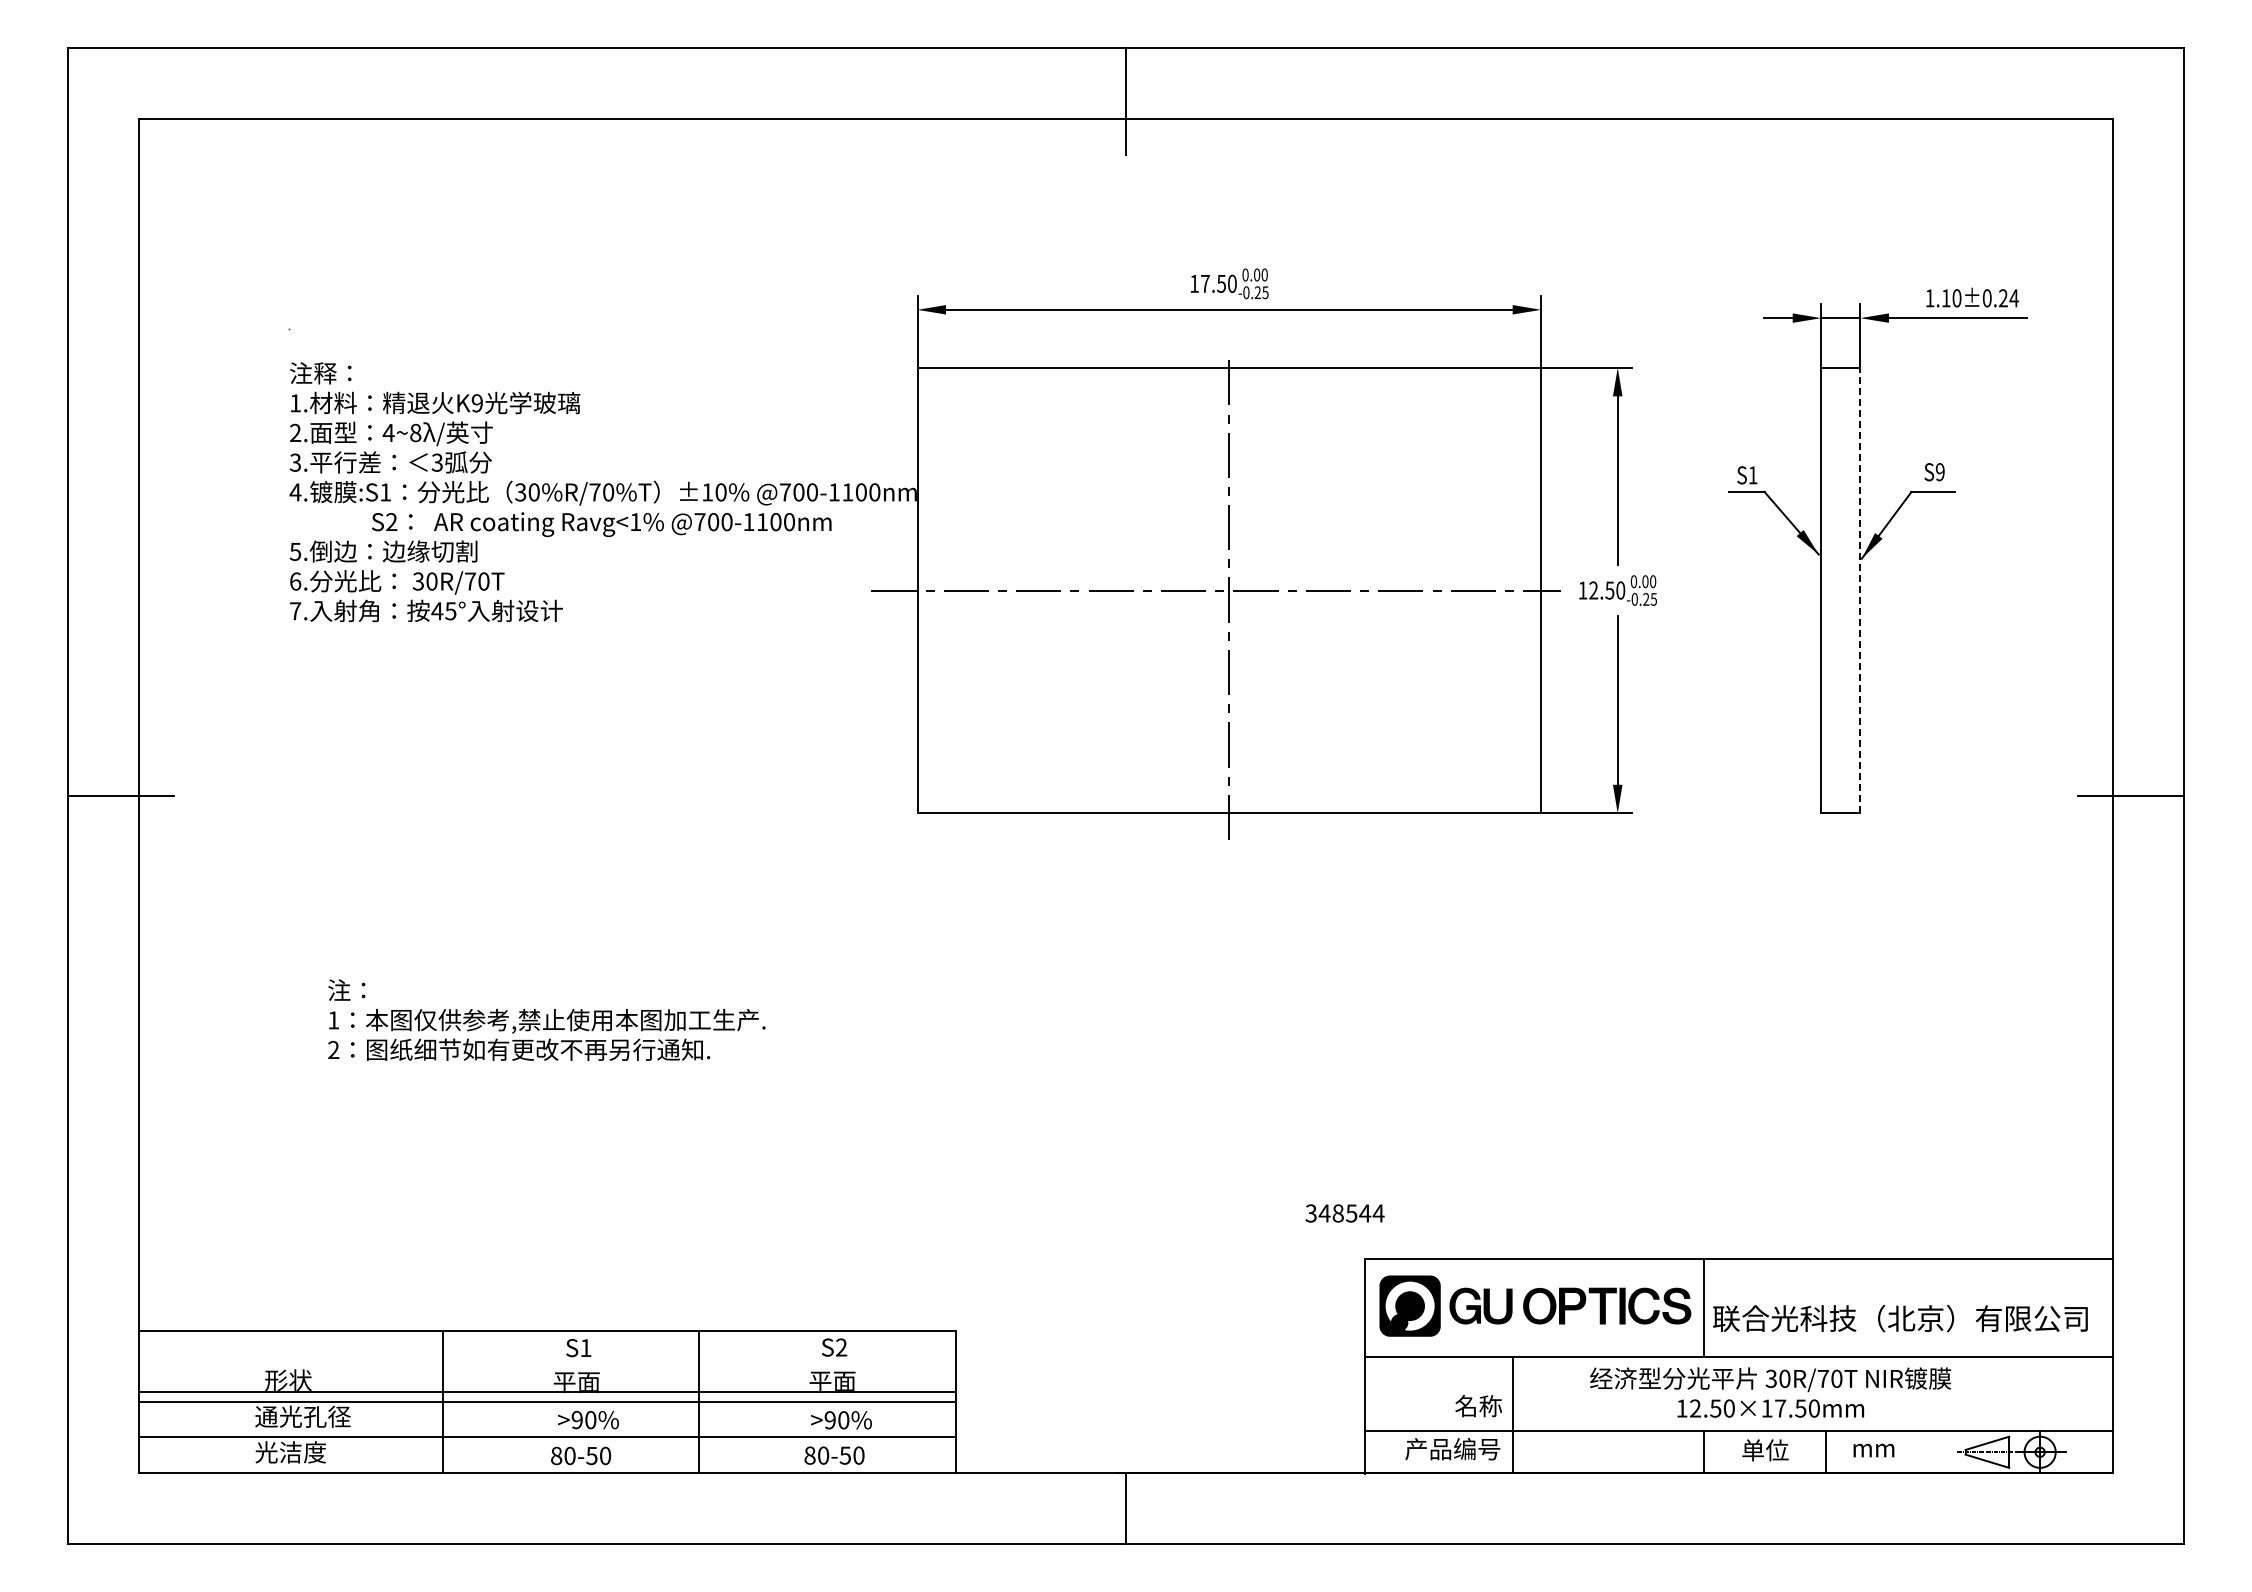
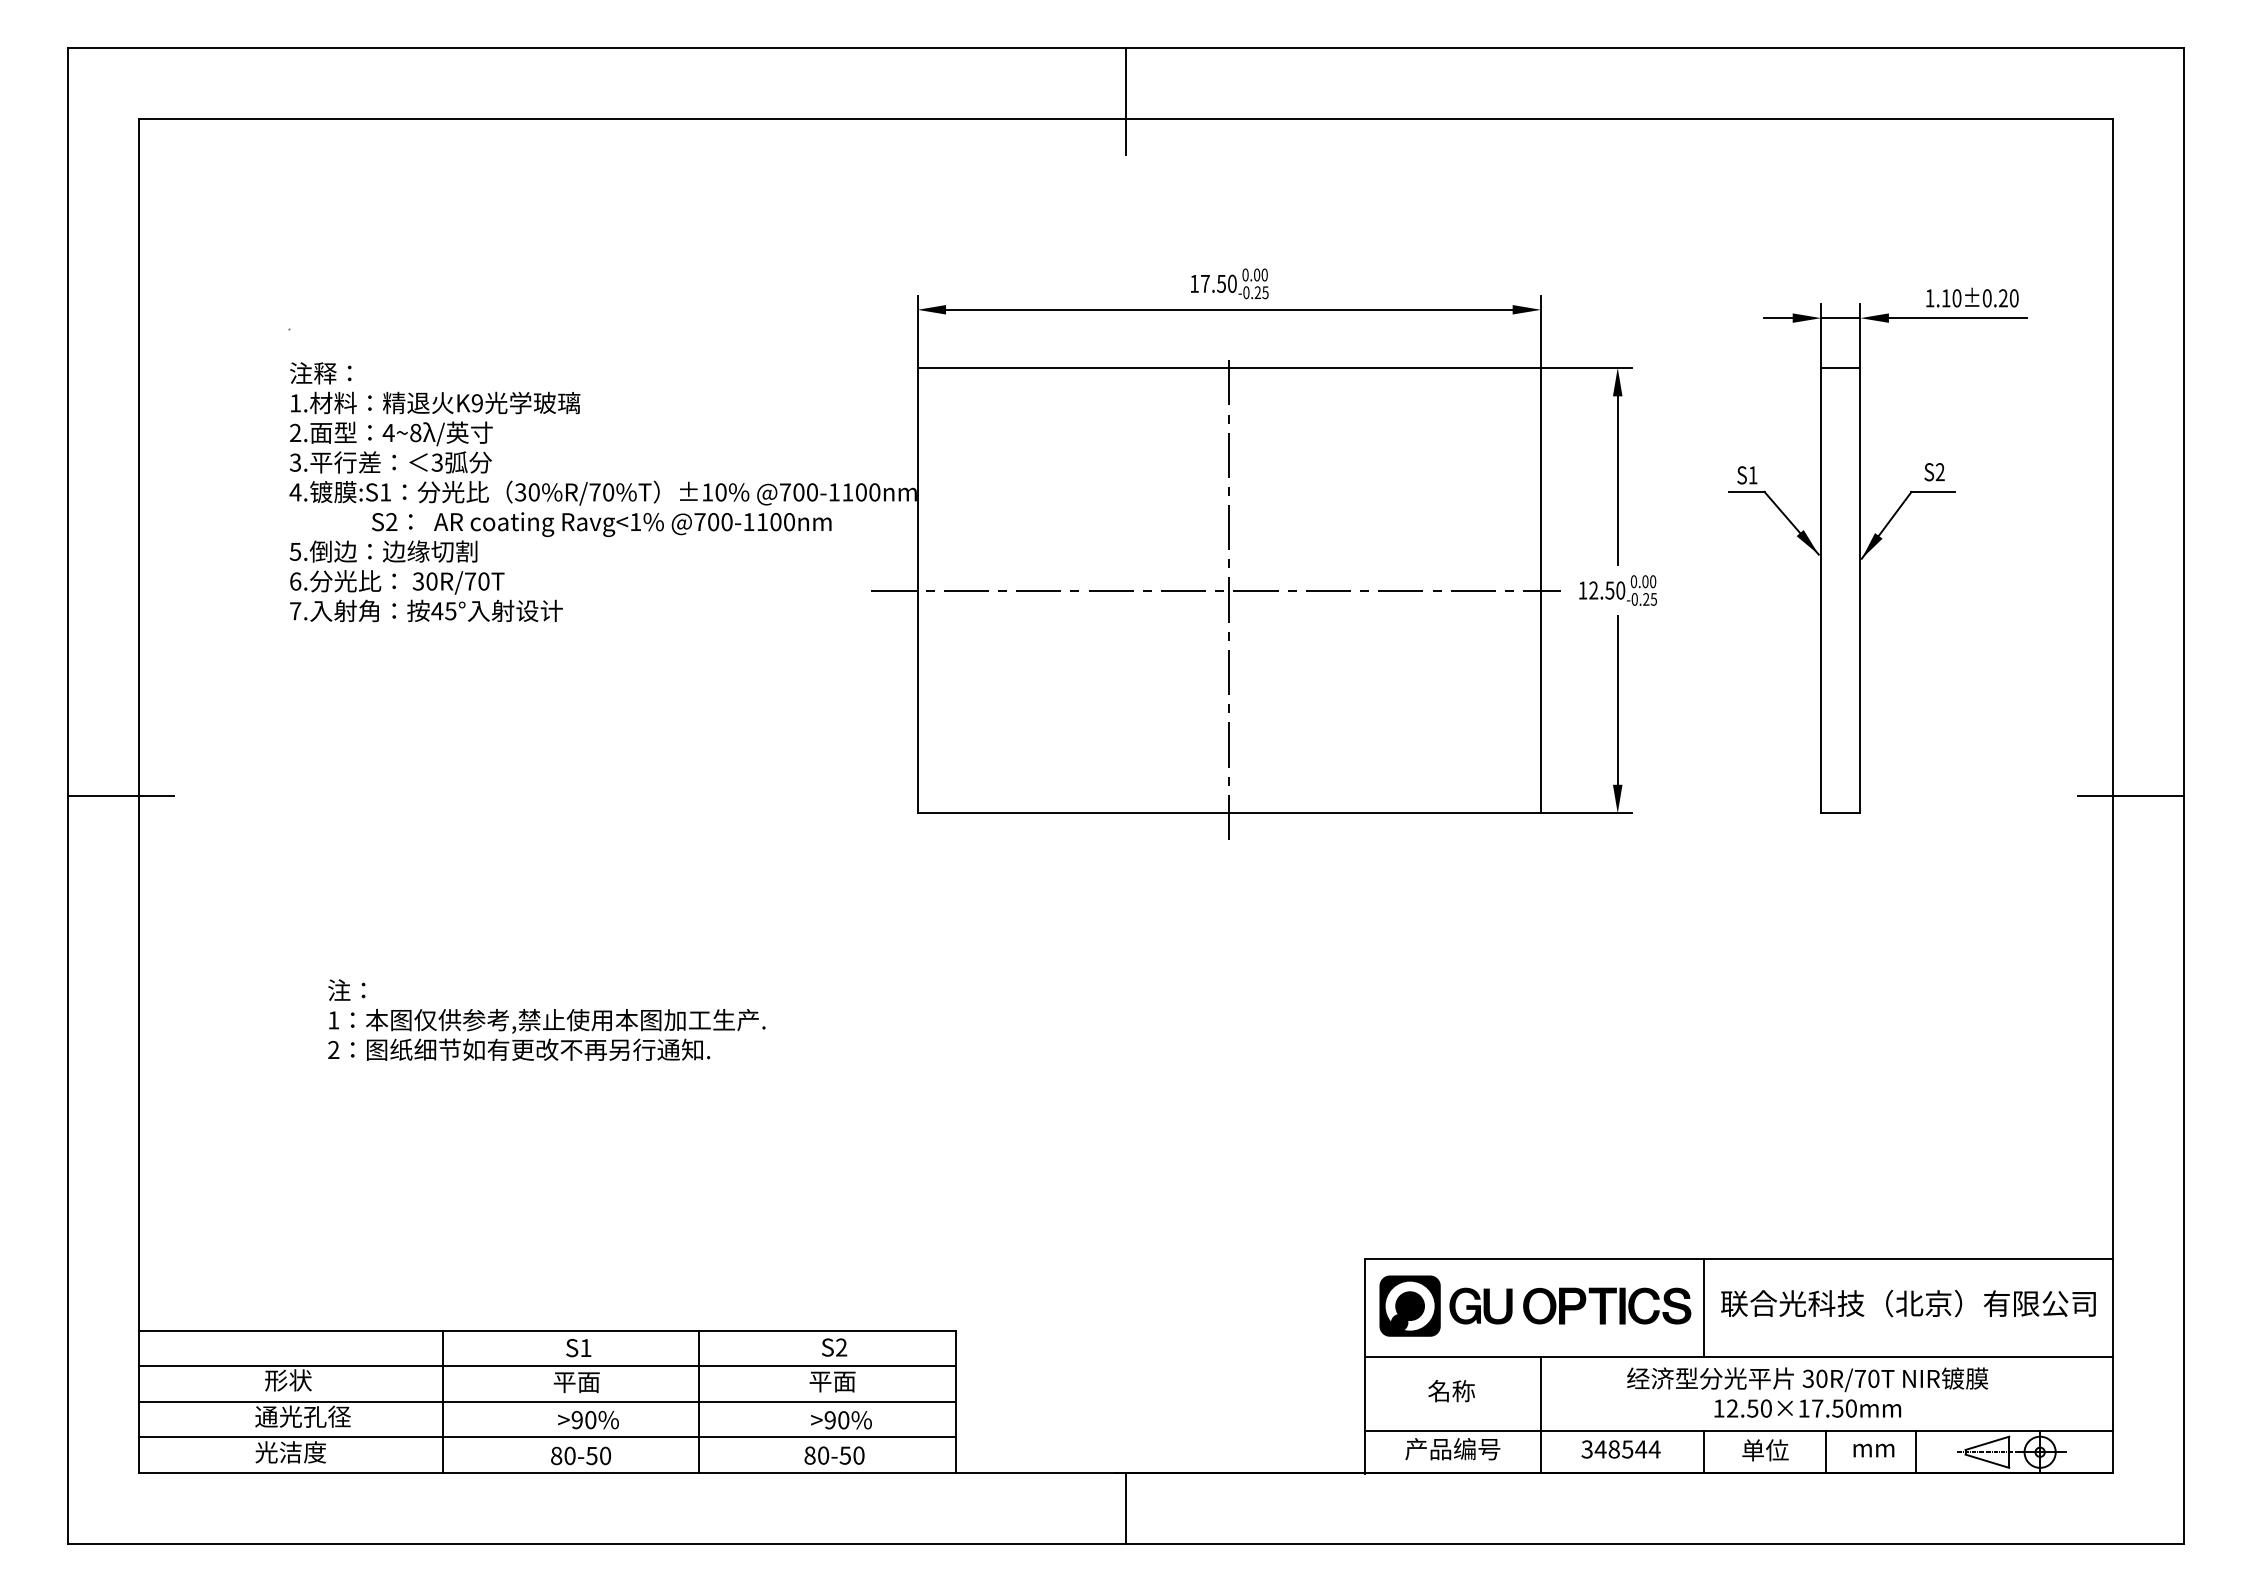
text: 1.10±0.24 -> 1.10±0.20 (2014, 298)
text: S9 -> S2 (1939, 472)
line: dashed -> solid (1860, 590)
text position: (1344, 1213) -> (1620, 1449) (1620, 1449)
text position: (1900, 1318) -> (1908, 1303) (1908, 1303)
line position: (546, 1392) -> (546, 1366) (546, 1366)
text position: (1770, 1392) -> (1807, 1392) (1807, 1392)
text position: (1478, 1406) -> (1451, 1391) (1451, 1391)
line position: (1513, 1414) -> (1541, 1414) (1541, 1414)
line: none -> present (1915, 1452)
